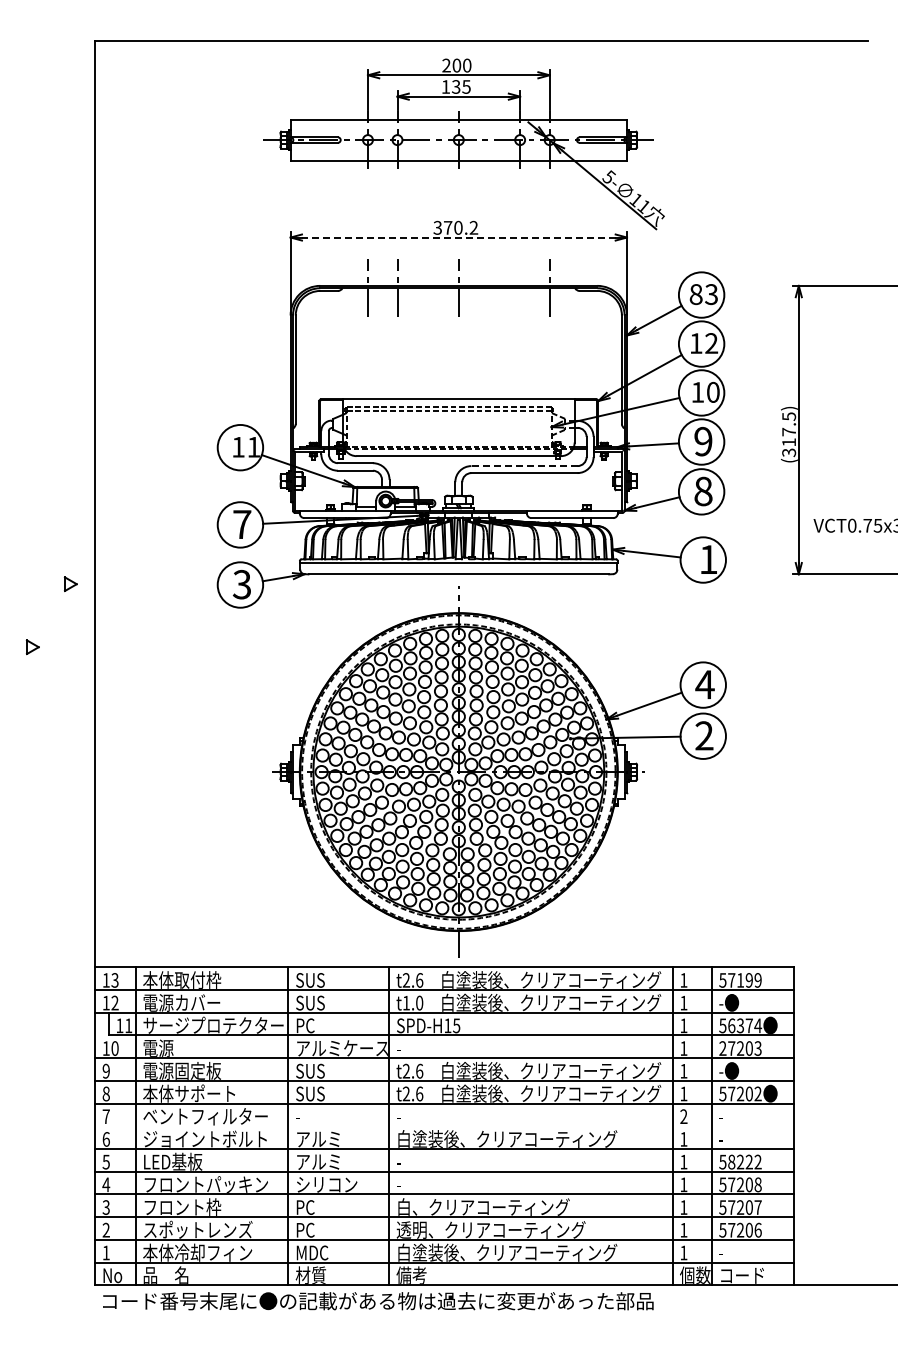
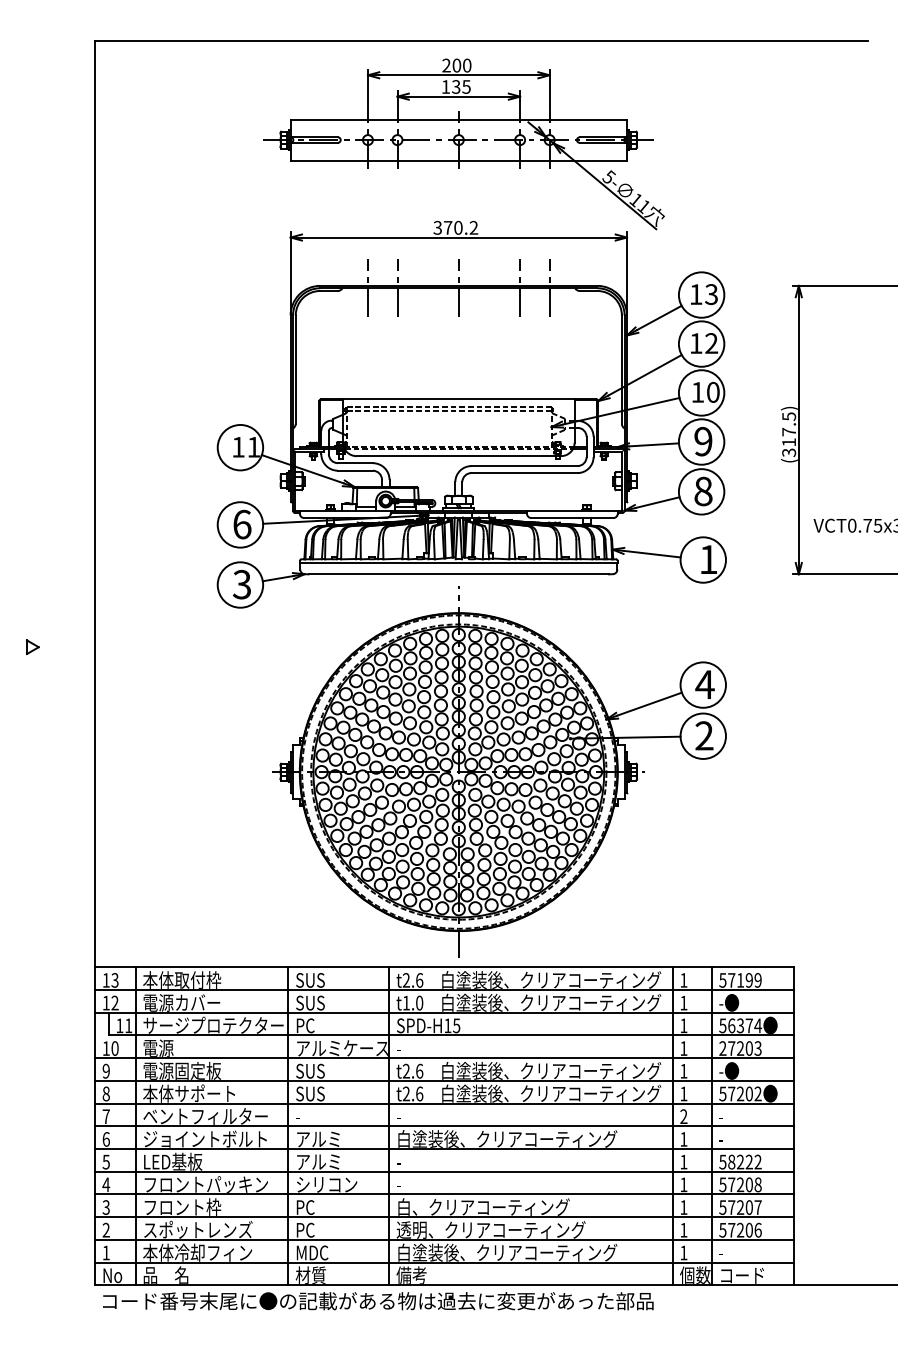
line: dashed -> solid (458, 237)
line: none -> present (520, 288)
text: 83 -> 13 (695, 294)
line: dashed -> solid (523, 466)
text: 7 -> 6 (242, 524)
part: present -> none (70, 584)
line: none -> present (444, 1126)
